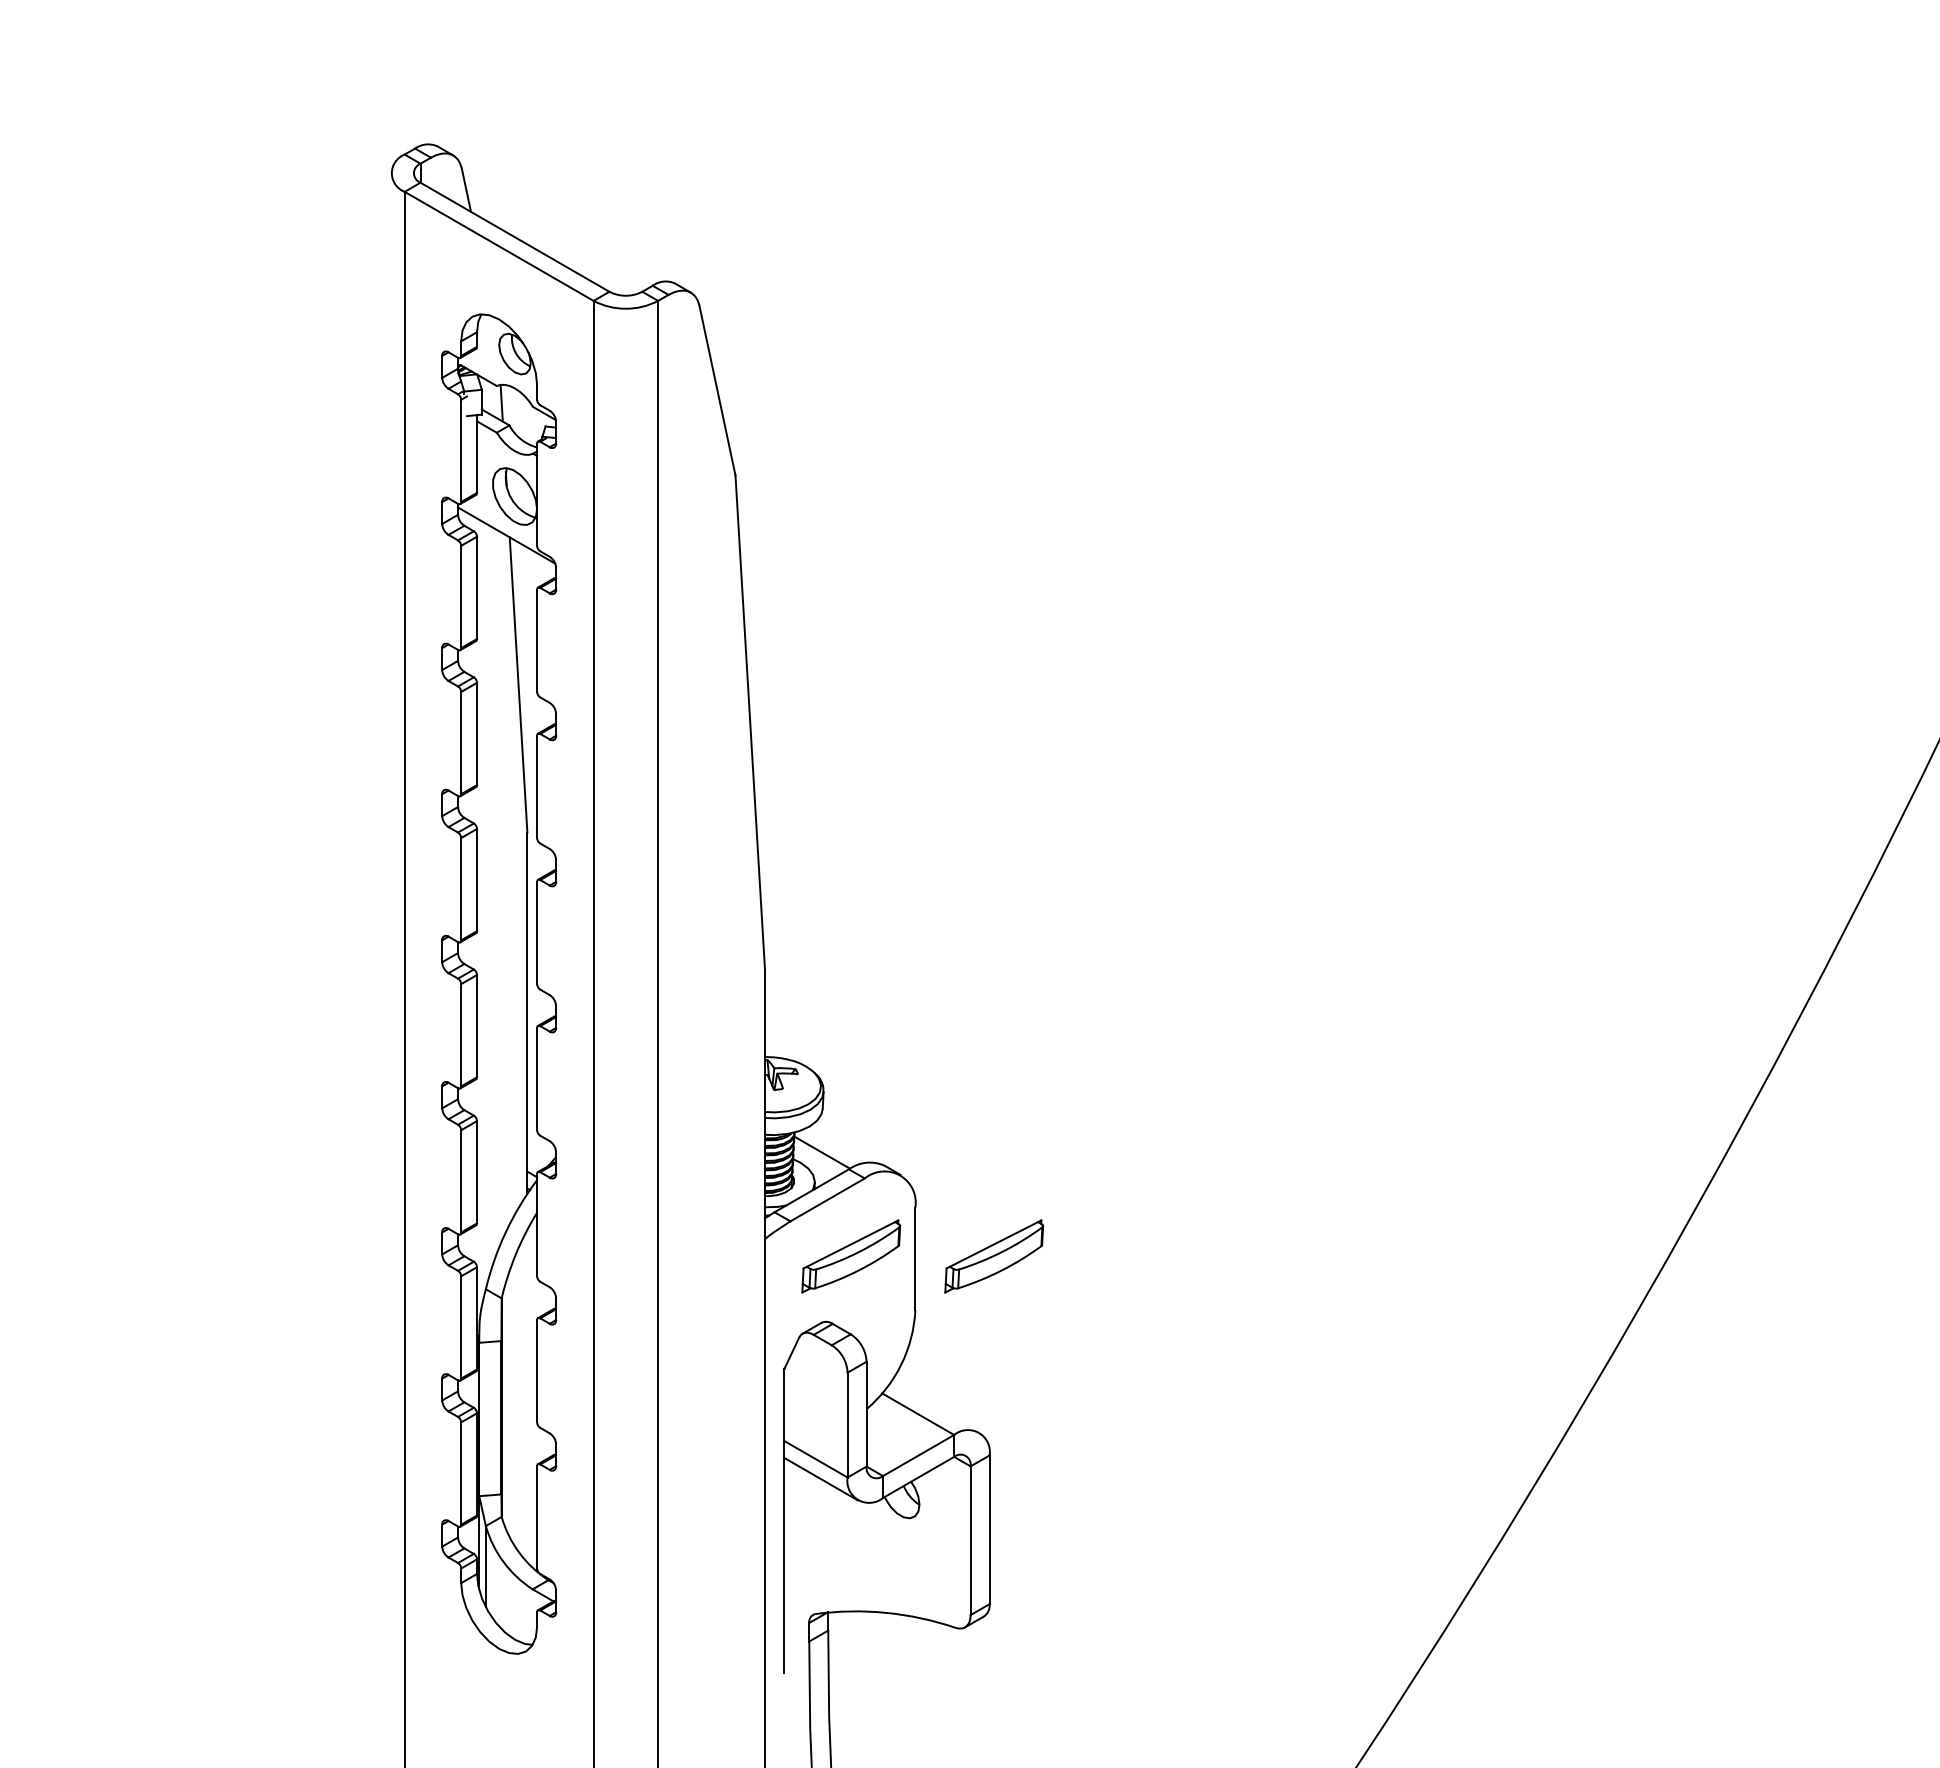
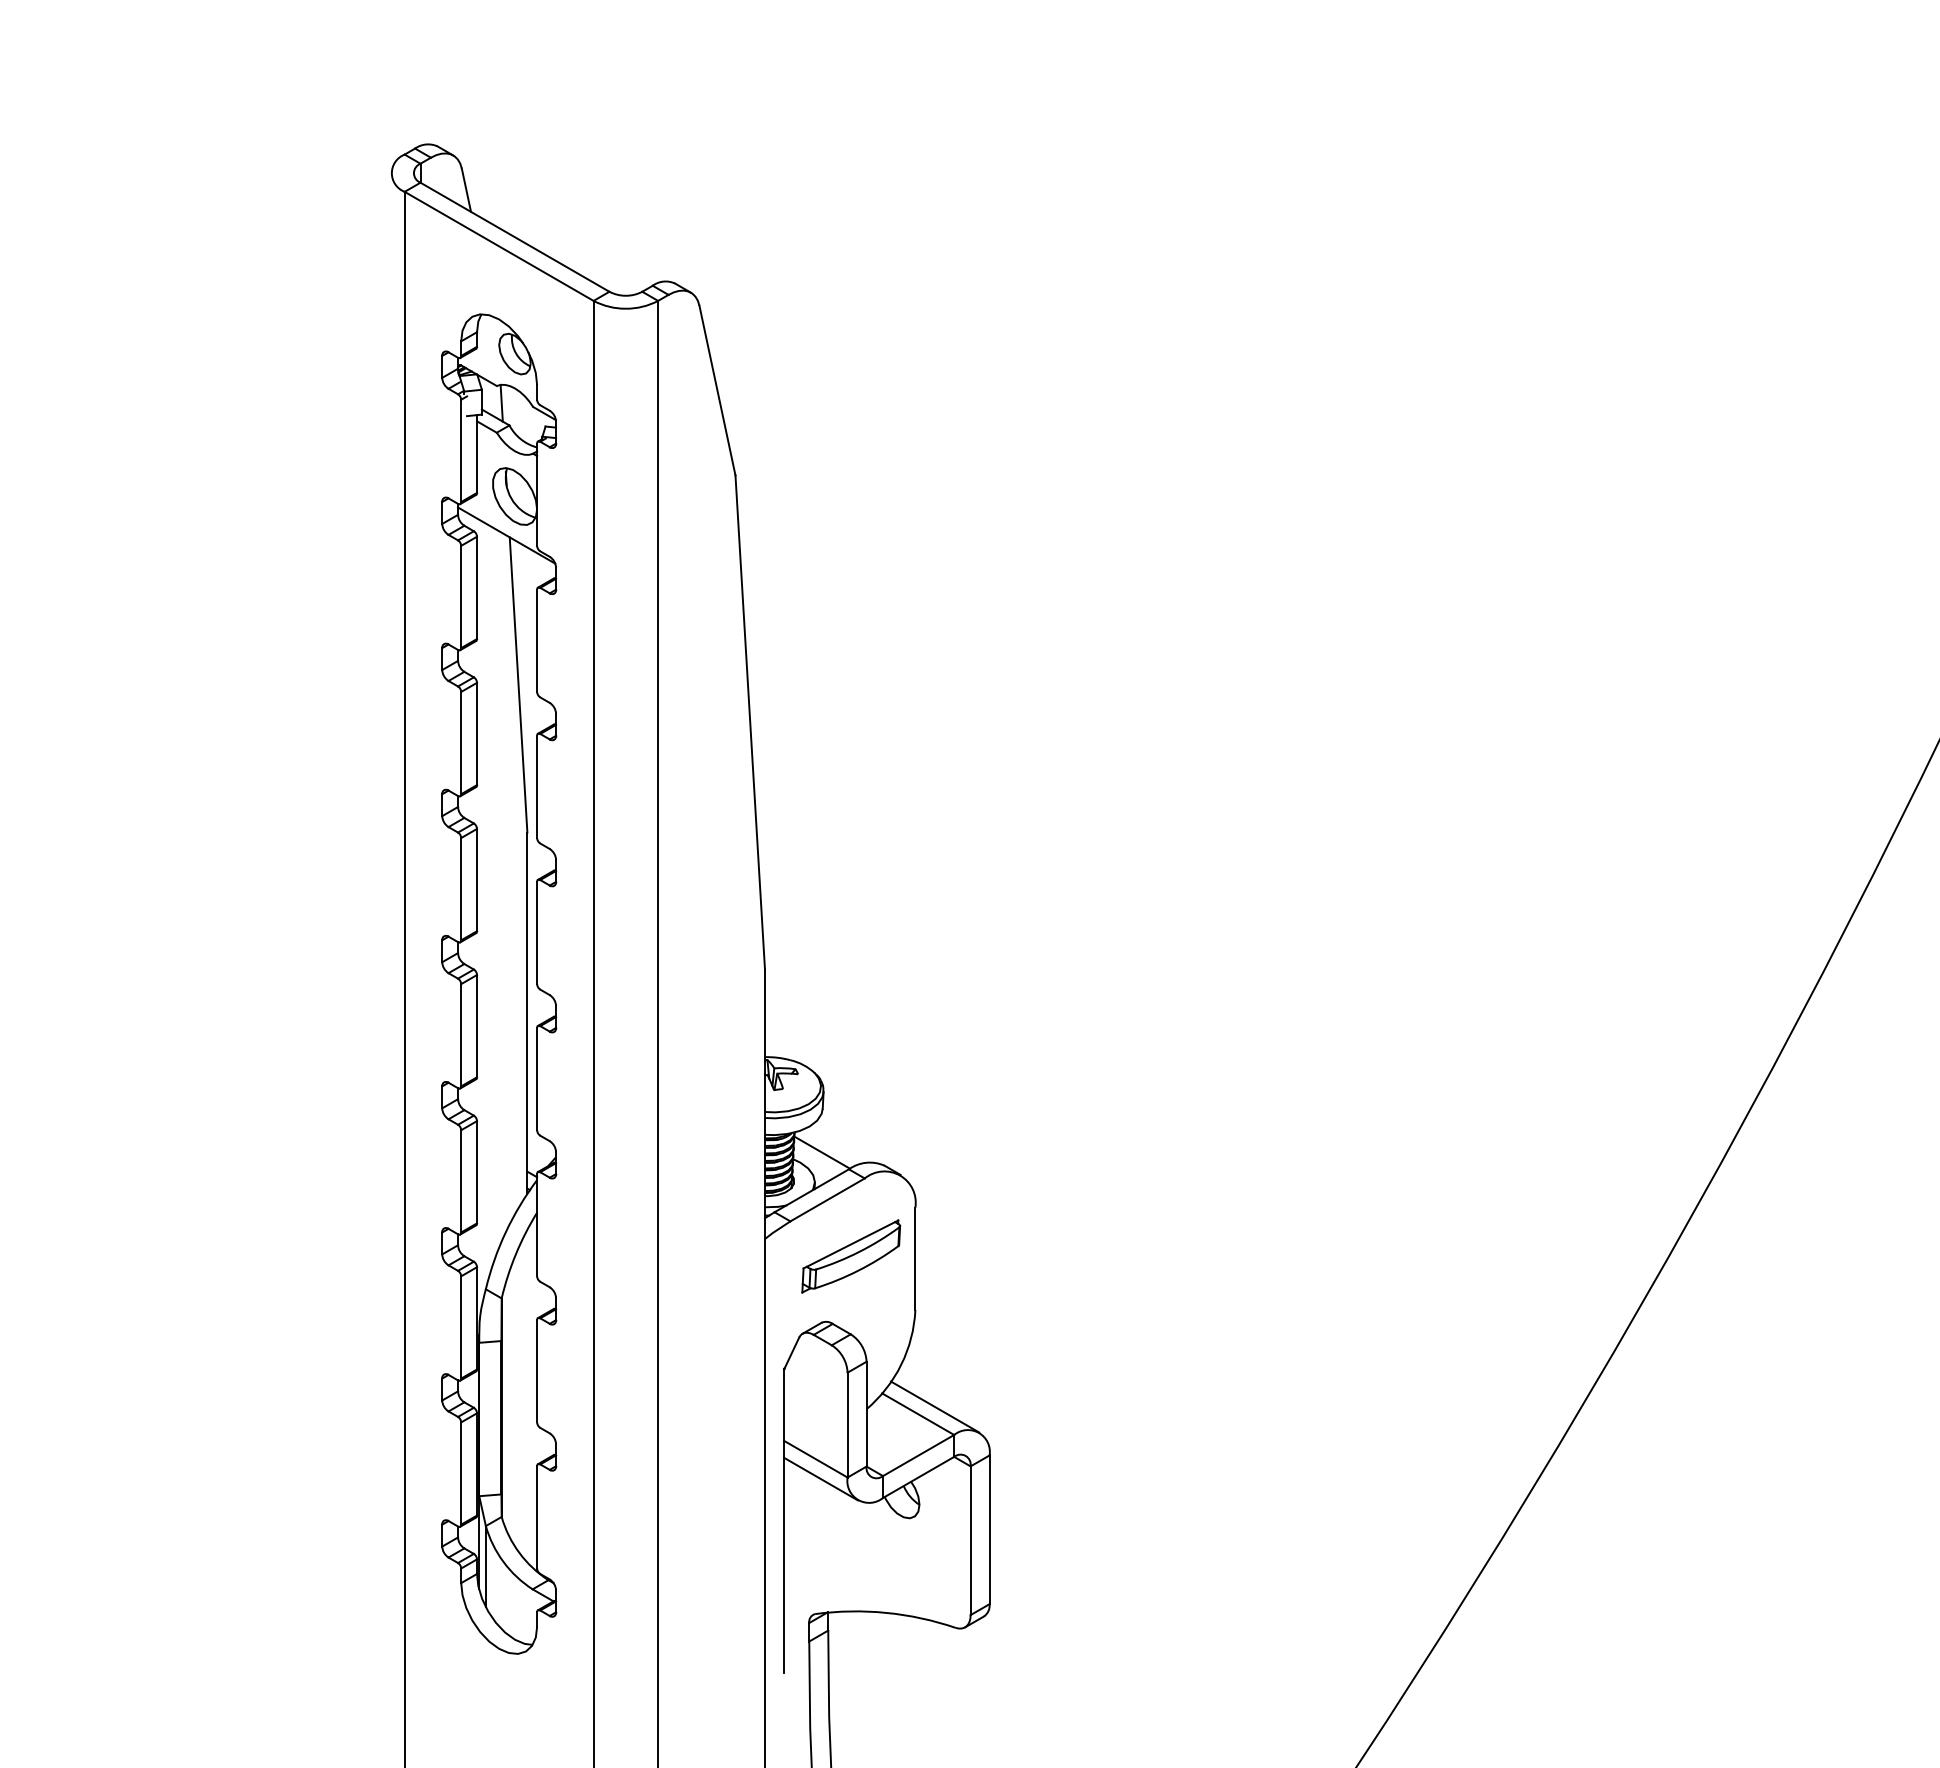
part: present -> none (994, 1256)
line: none -> present (935, 1406)
